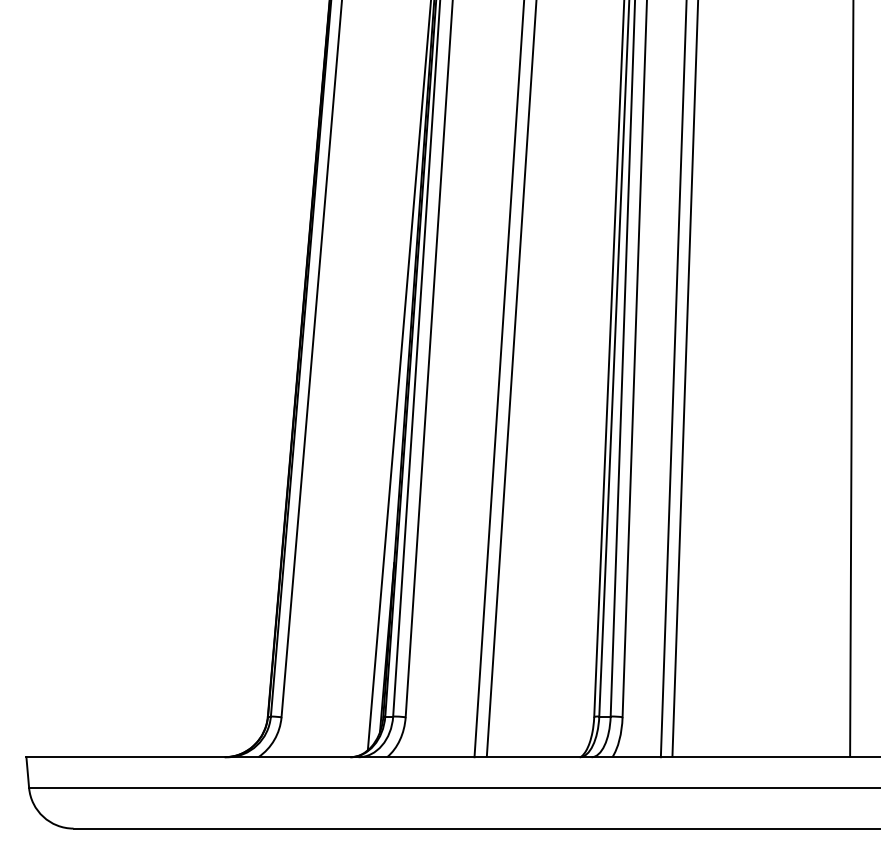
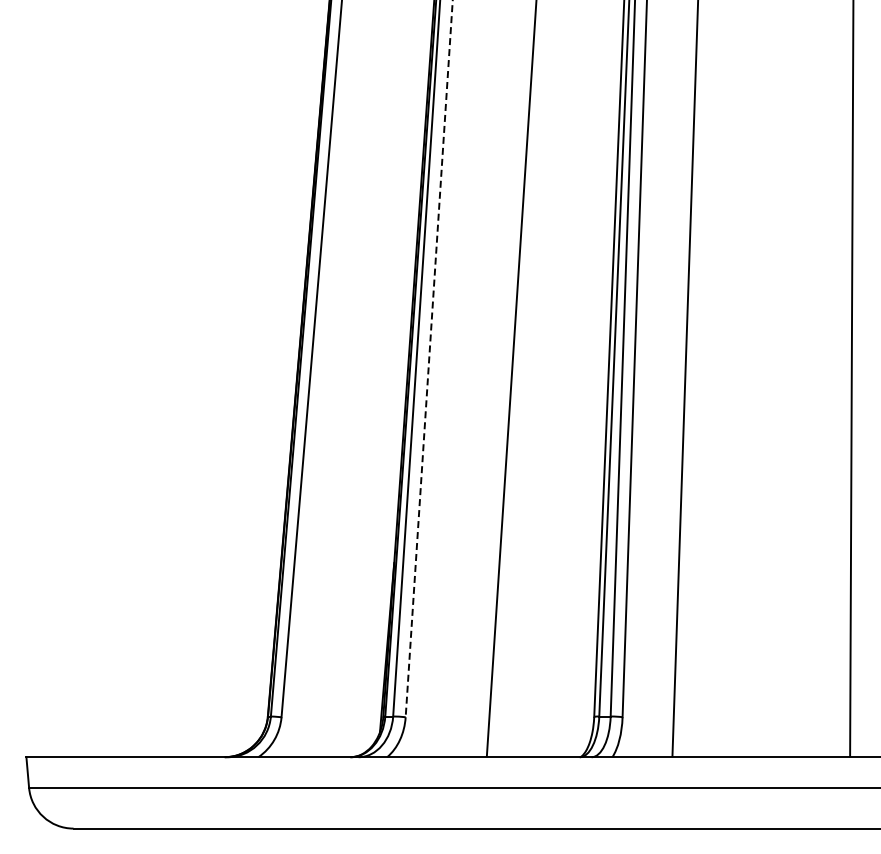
line: solid -> dashed (429, 359)
line: present -> none (398, 376)
line: present -> none (499, 379)
line: present -> none (673, 379)
